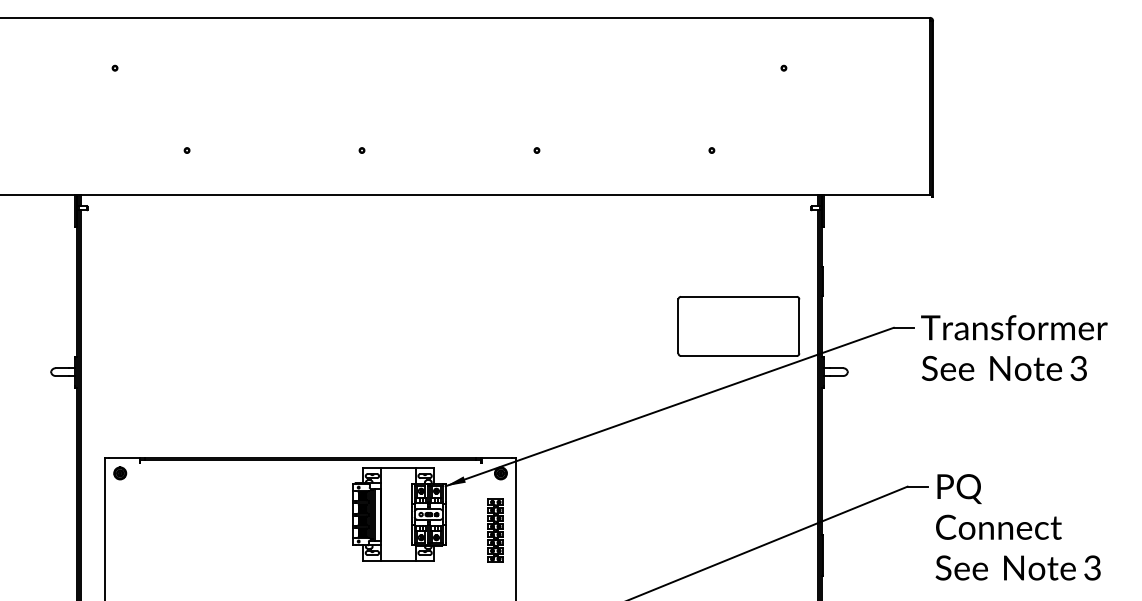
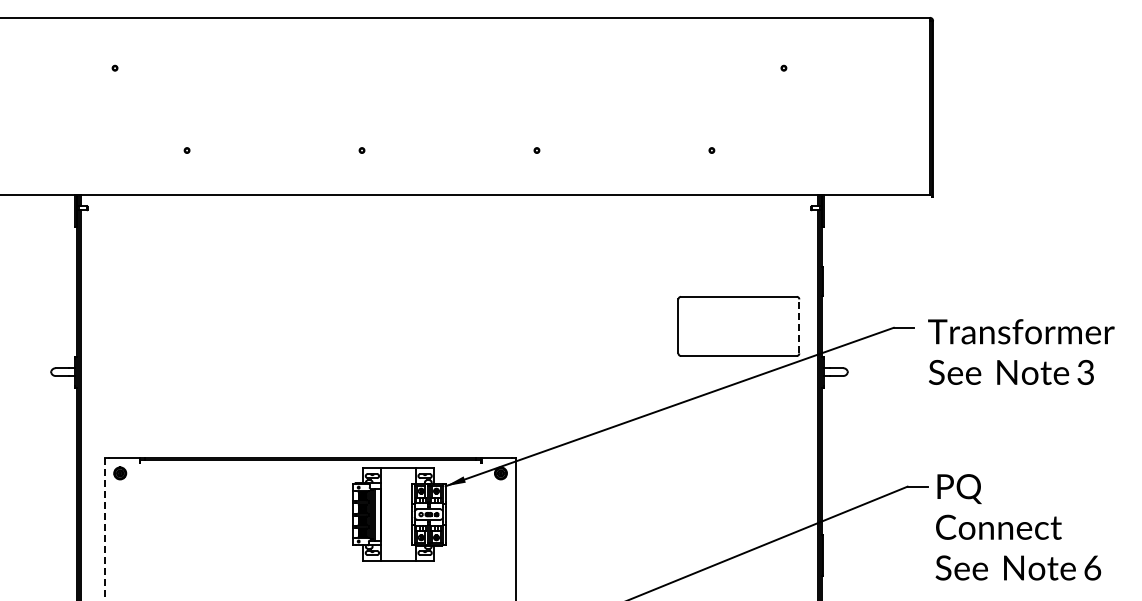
line: solid -> dashed (799, 325)
text position: (1014, 347) -> (1021, 351) (1021, 351)
line: solid -> dashed (104, 528)
part: present -> none (495, 530)
text: 3 -> 6 (1092, 567)
